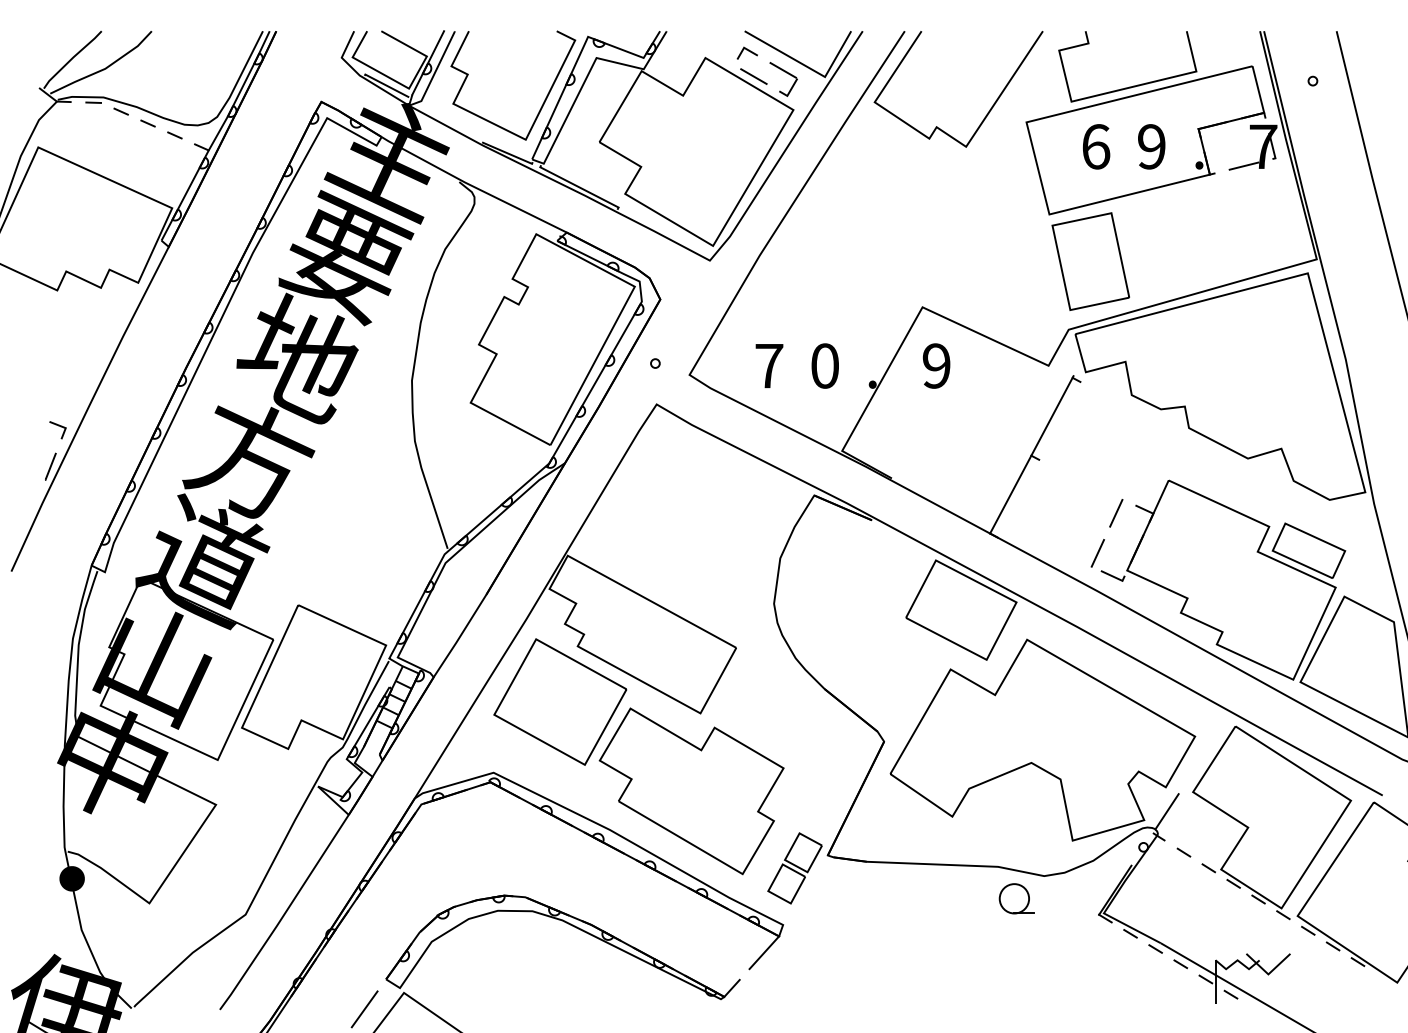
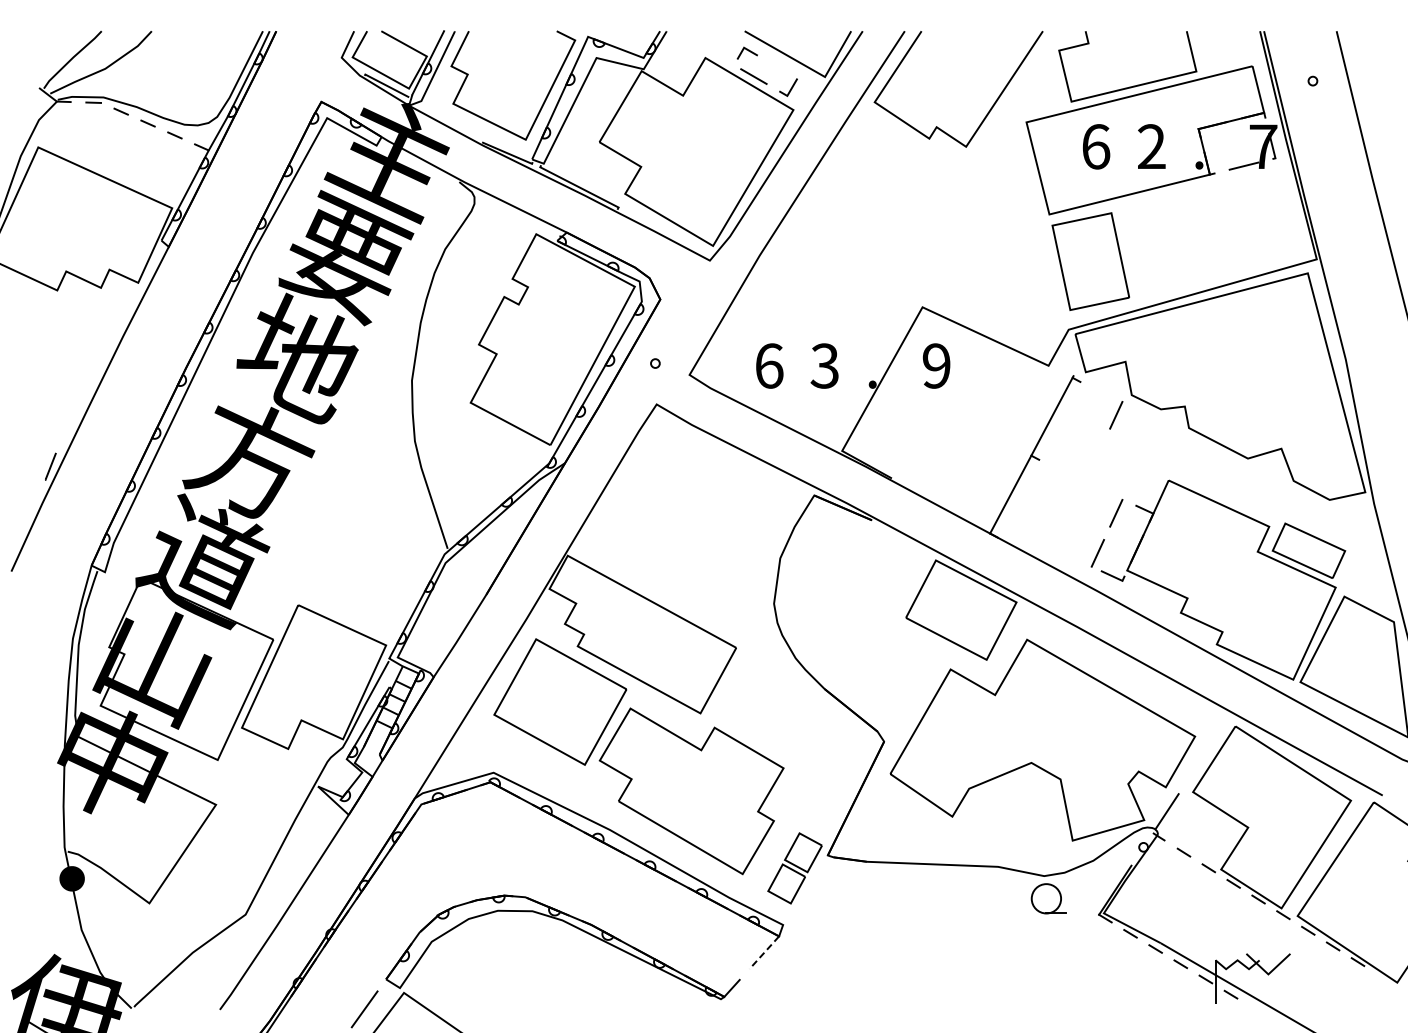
line: present -> none (782, 70)
text: 9 -> 2 (1151, 146)
text: 7 -> 6 (769, 365)
text: 0 -> 3 (824, 365)
line: none -> present (1116, 415)
line: present -> none (58, 426)
part position: (1016, 898) -> (1048, 898) (1048, 898)
line: solid -> dashed (764, 953)
